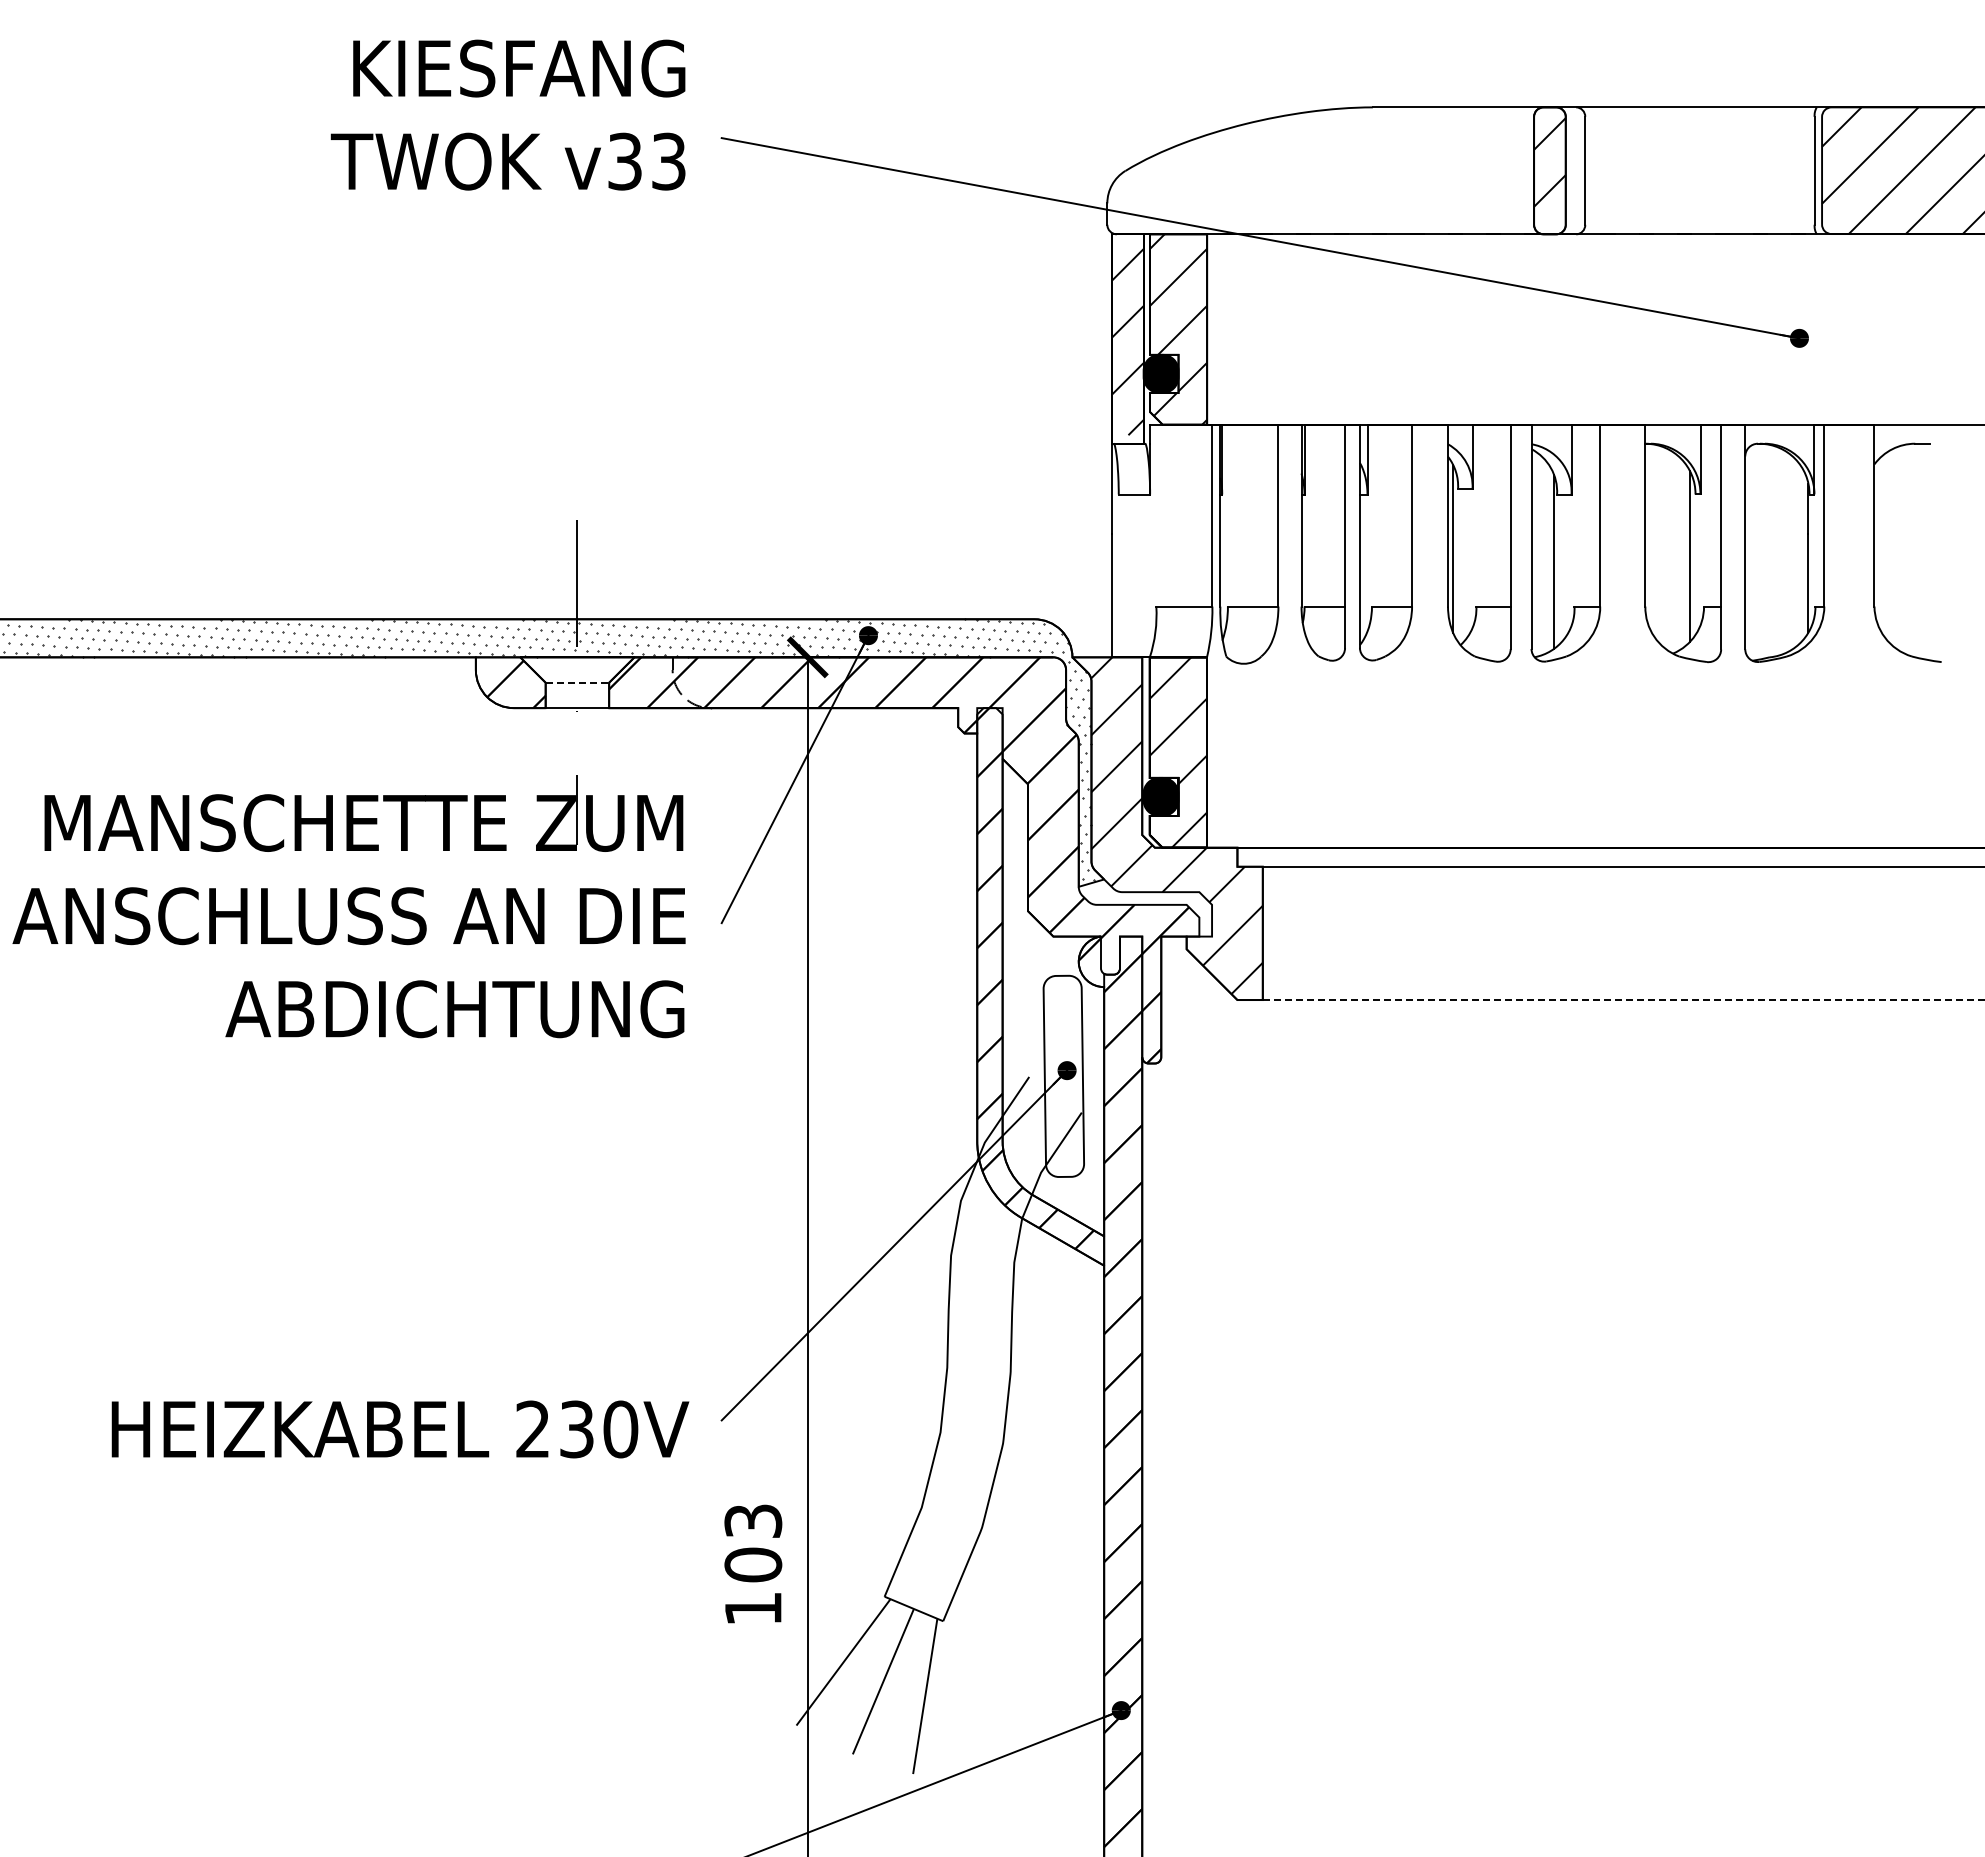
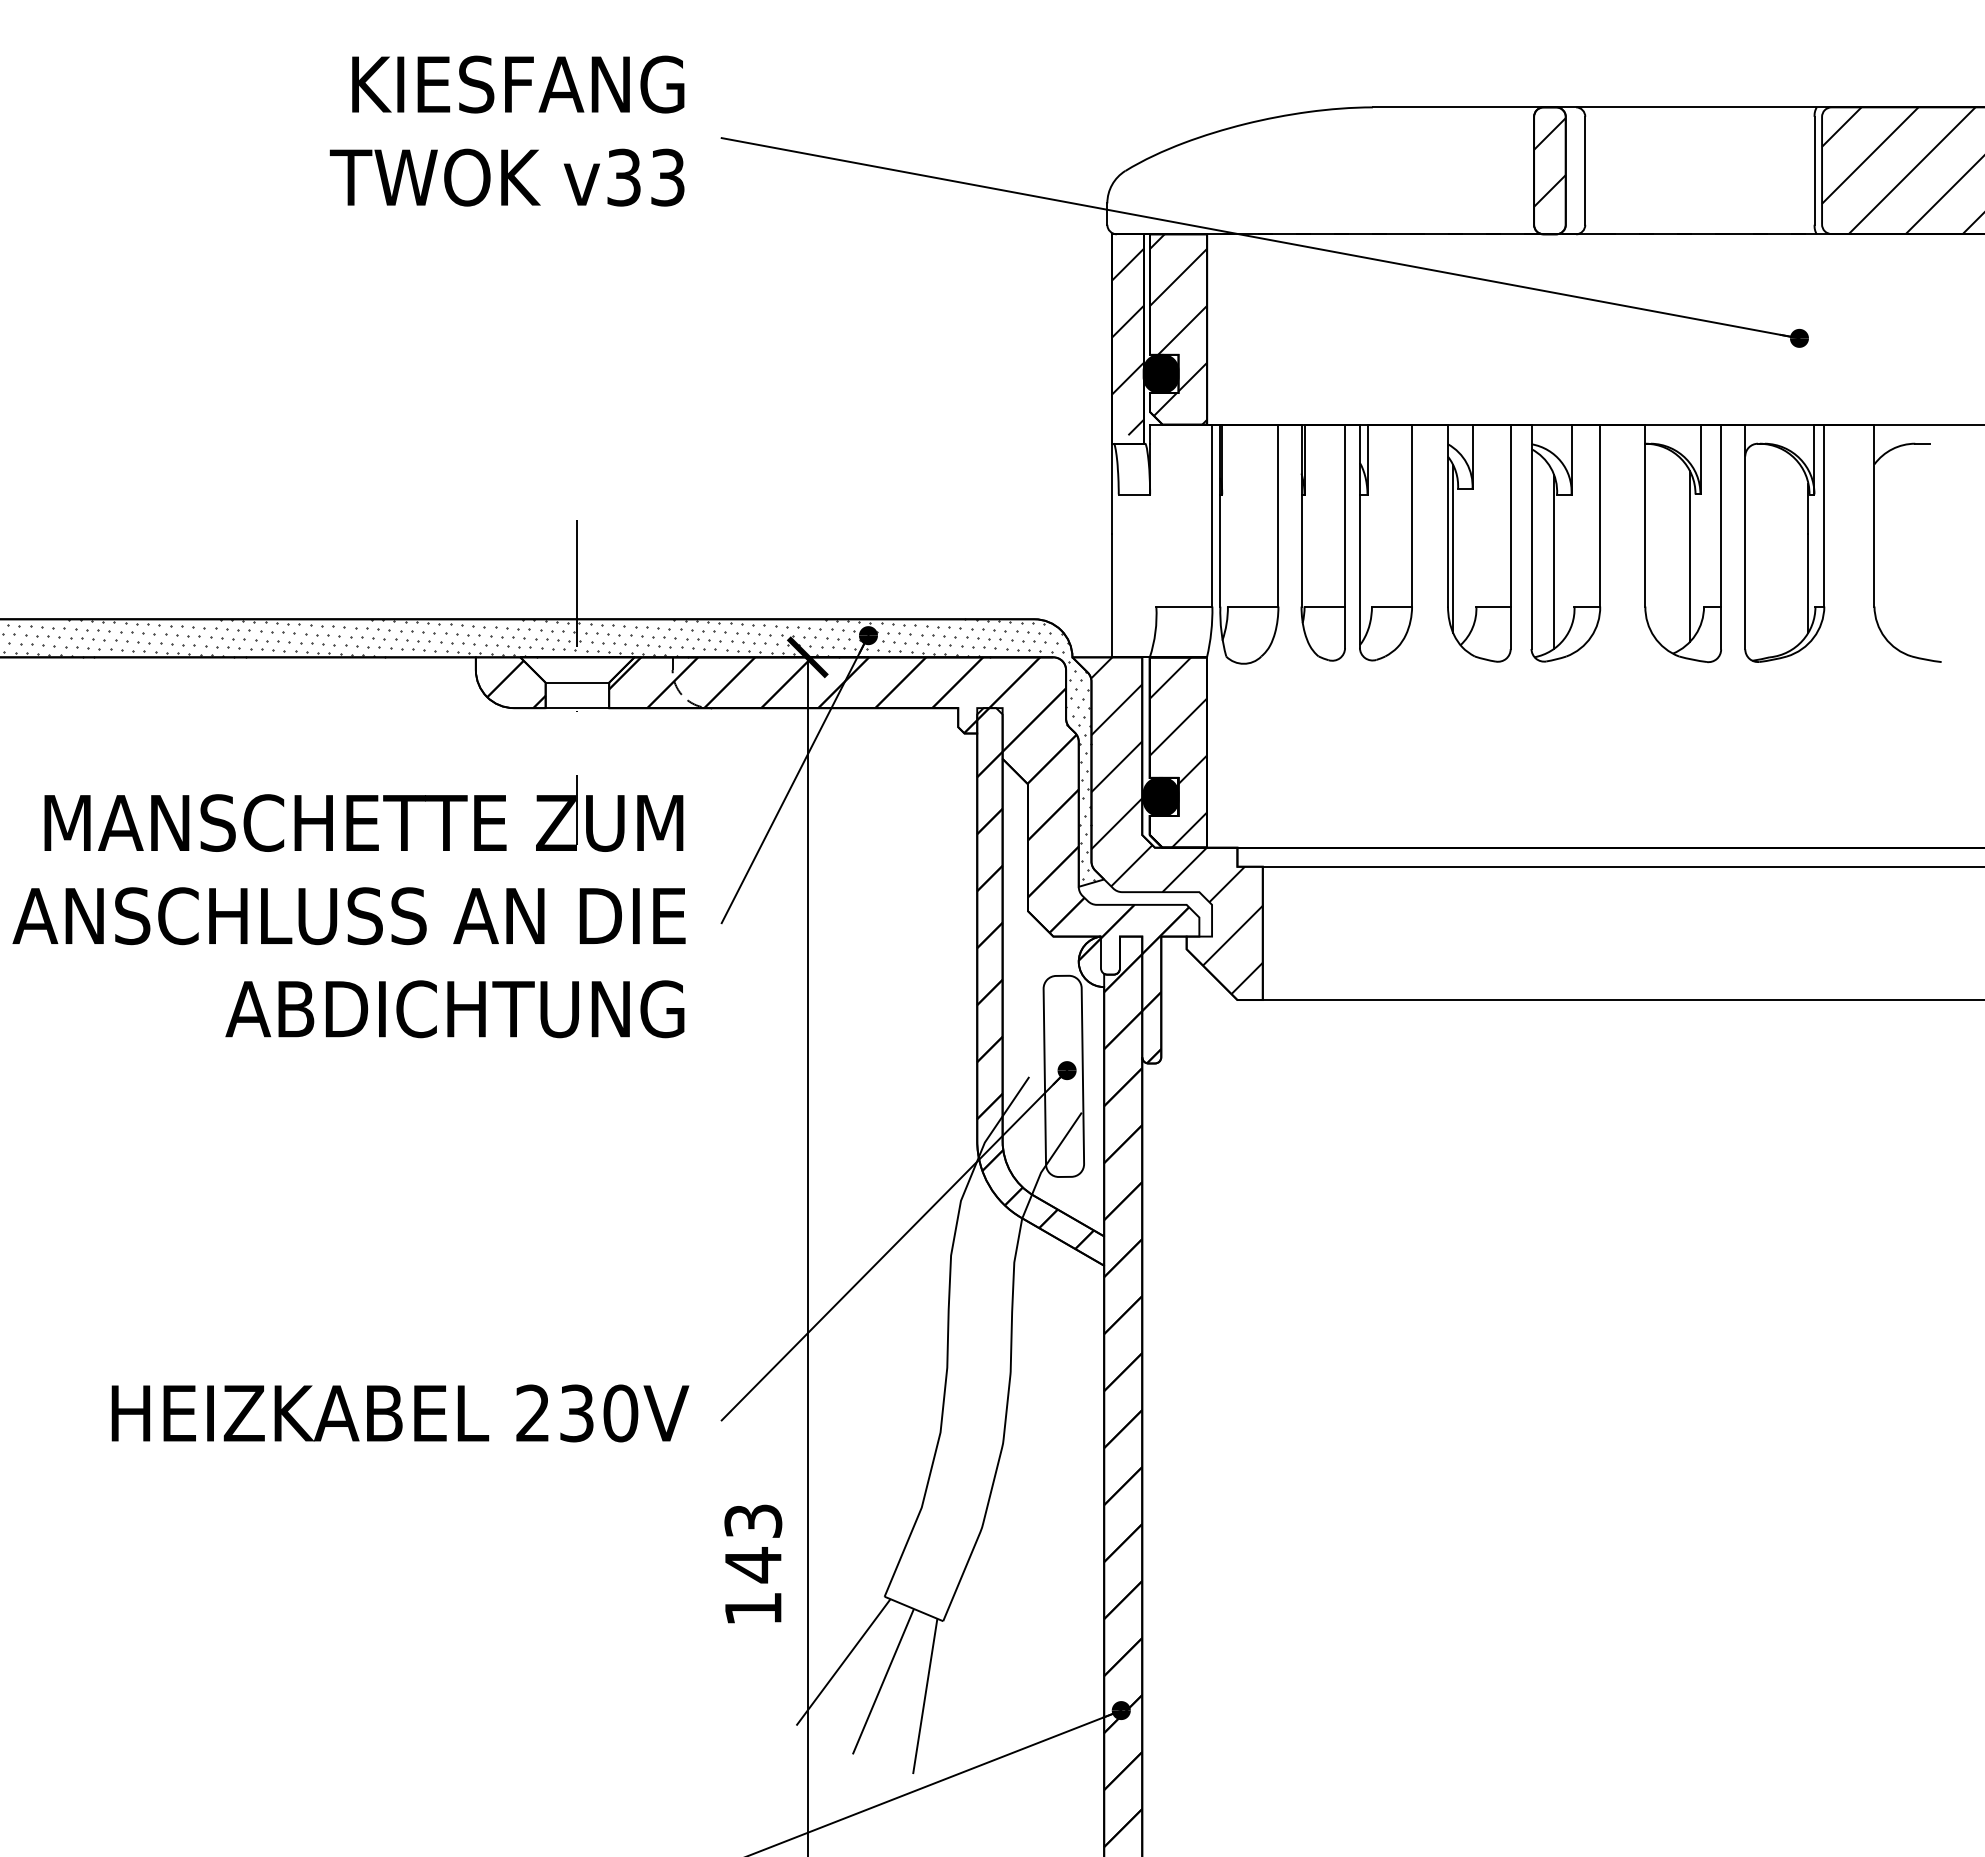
text position: (507, 114) -> (506, 130) (506, 130)
line: dashed -> solid (577, 682)
line: dashed -> solid (1623, 1000)
text position: (400, 1429) -> (400, 1413) (400, 1413)
text: 103 -> 143 (753, 1565)
